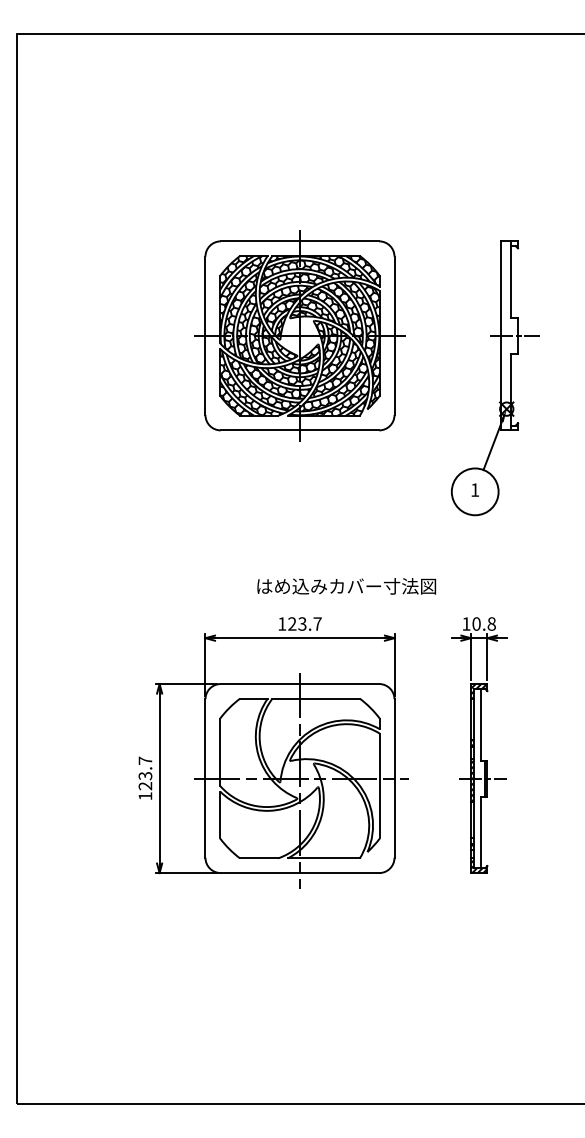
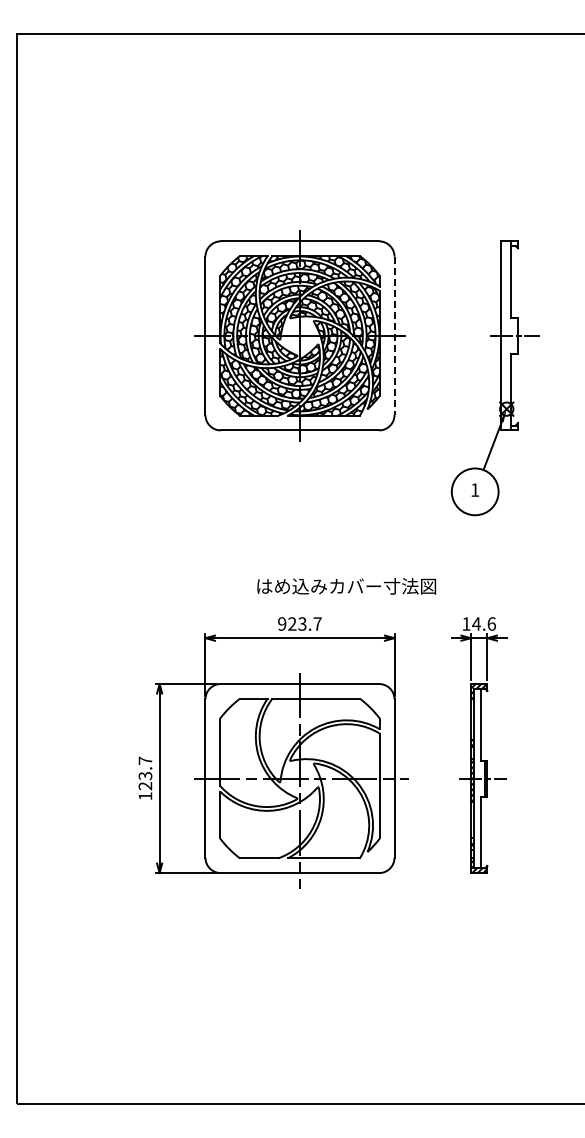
line: solid -> dashed (394, 336)
text: 123.7 -> 923.7 (282, 623)
text: 10.8 -> 14.6 (484, 623)
